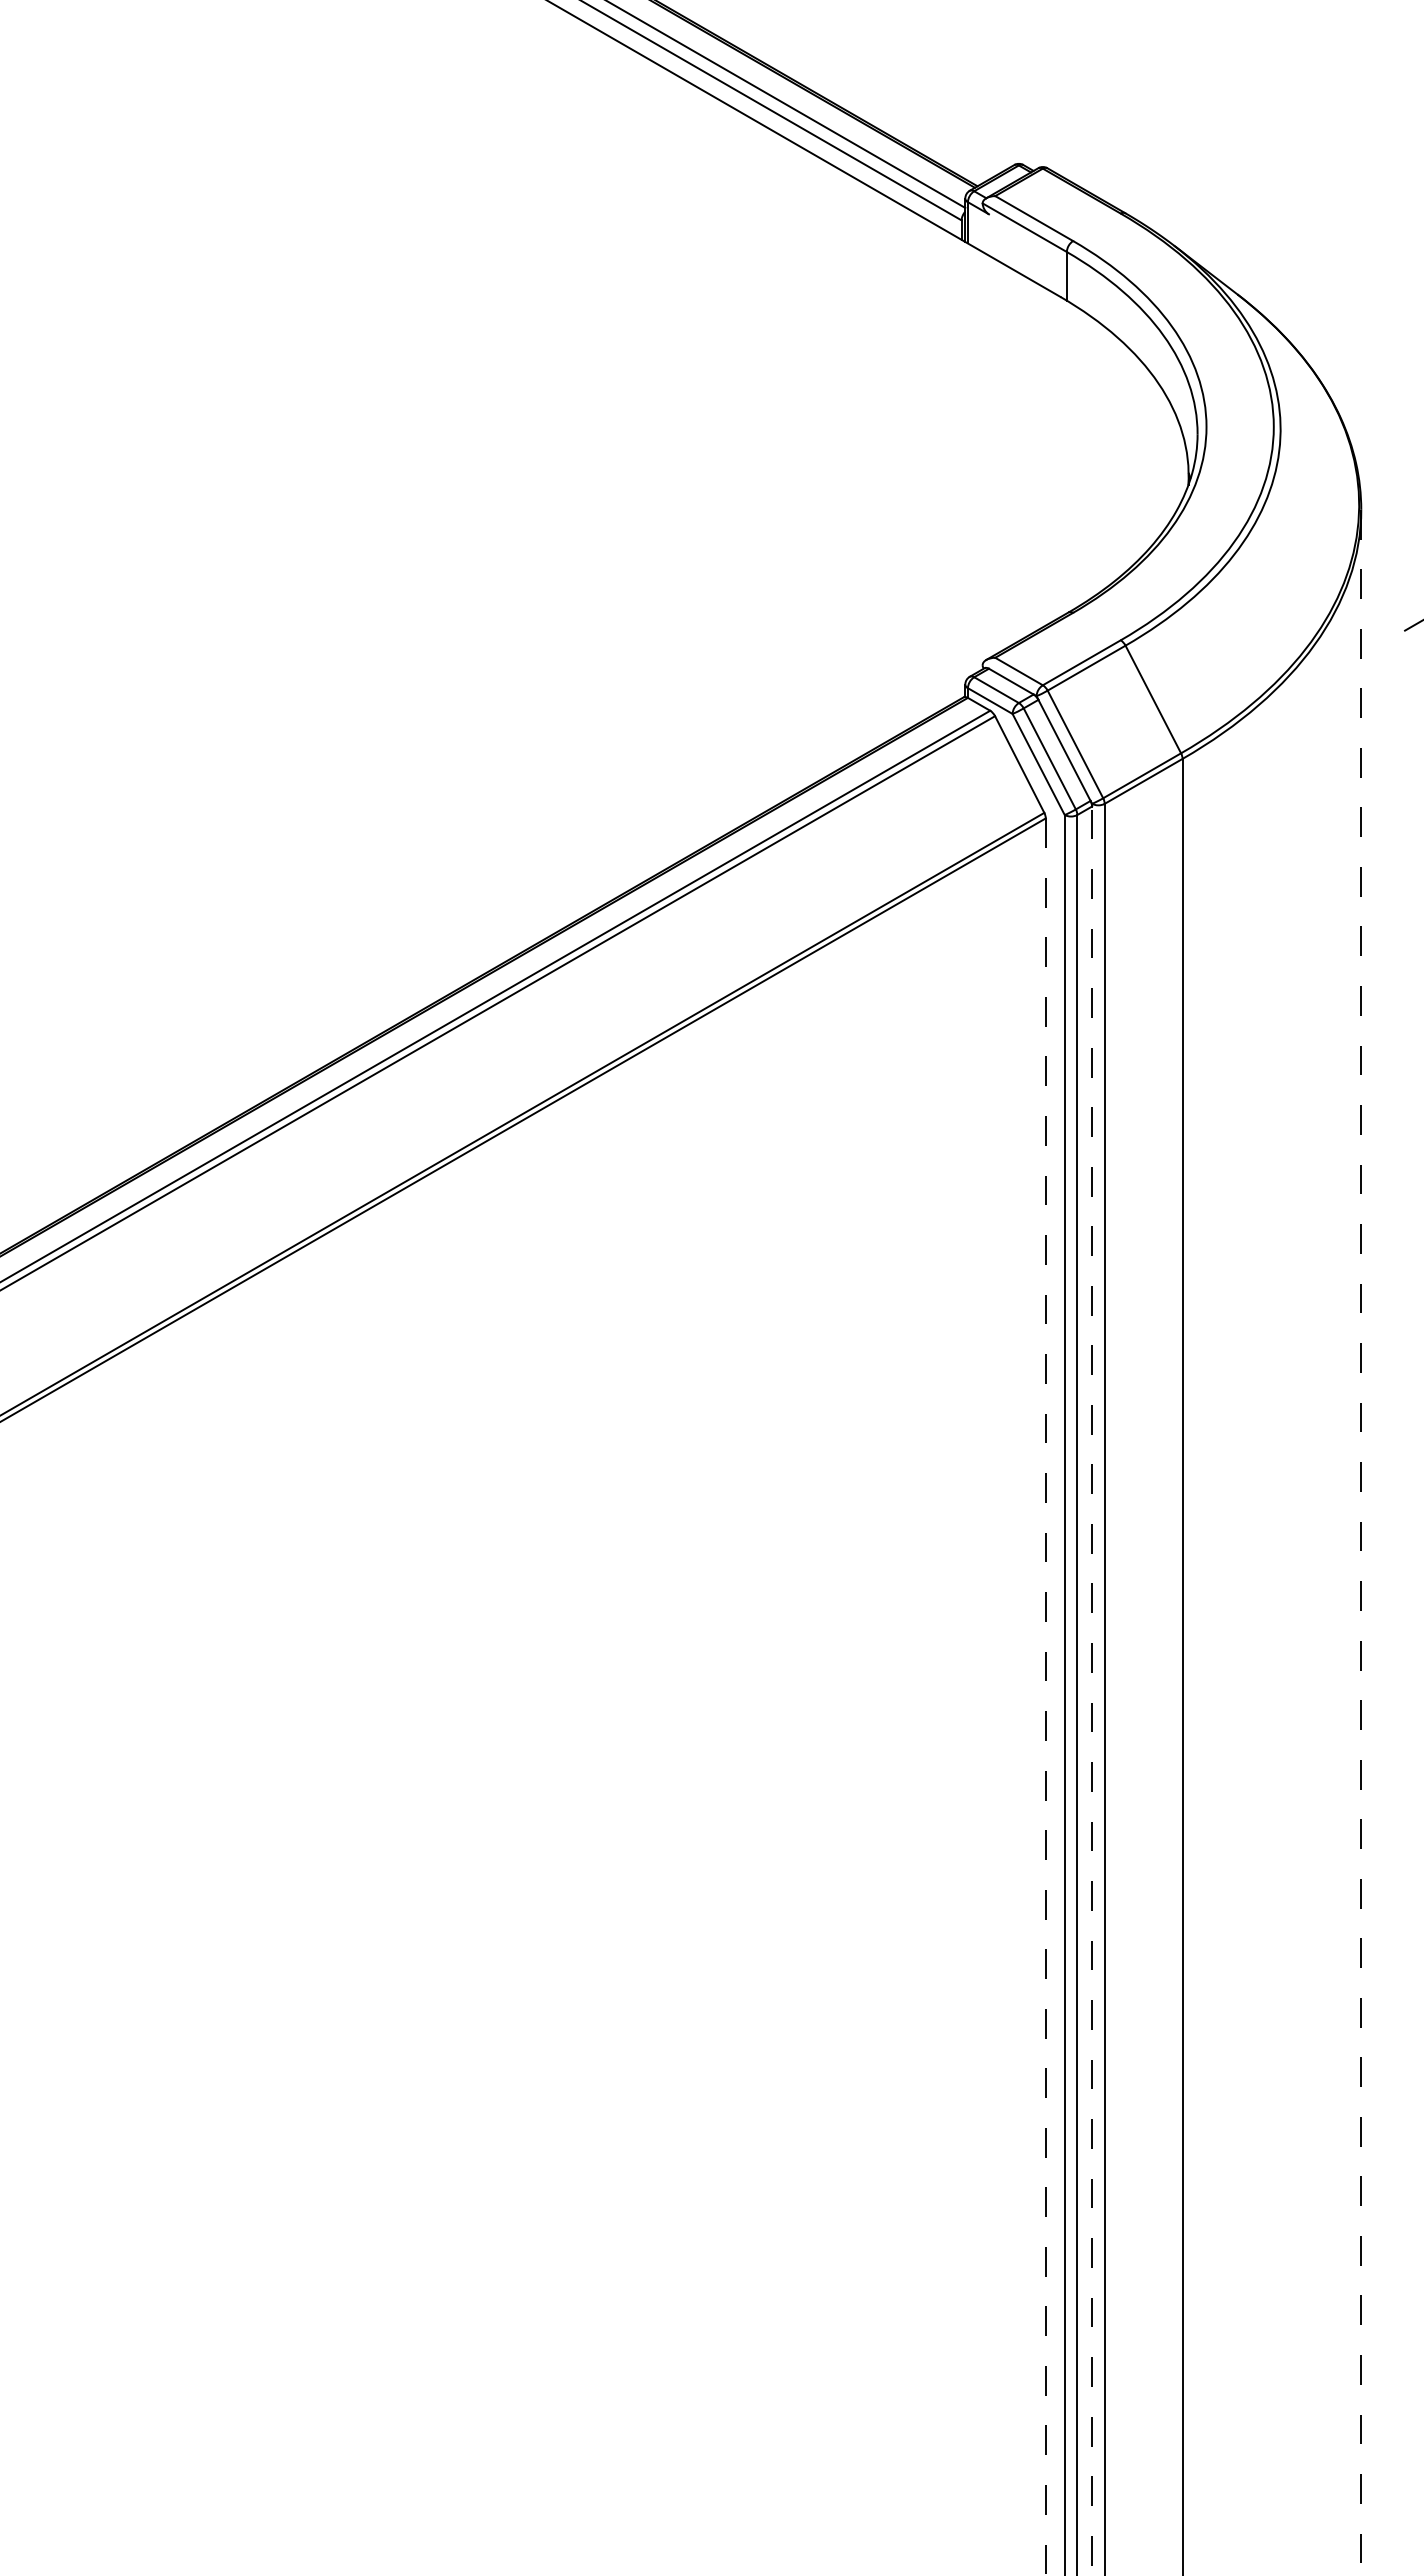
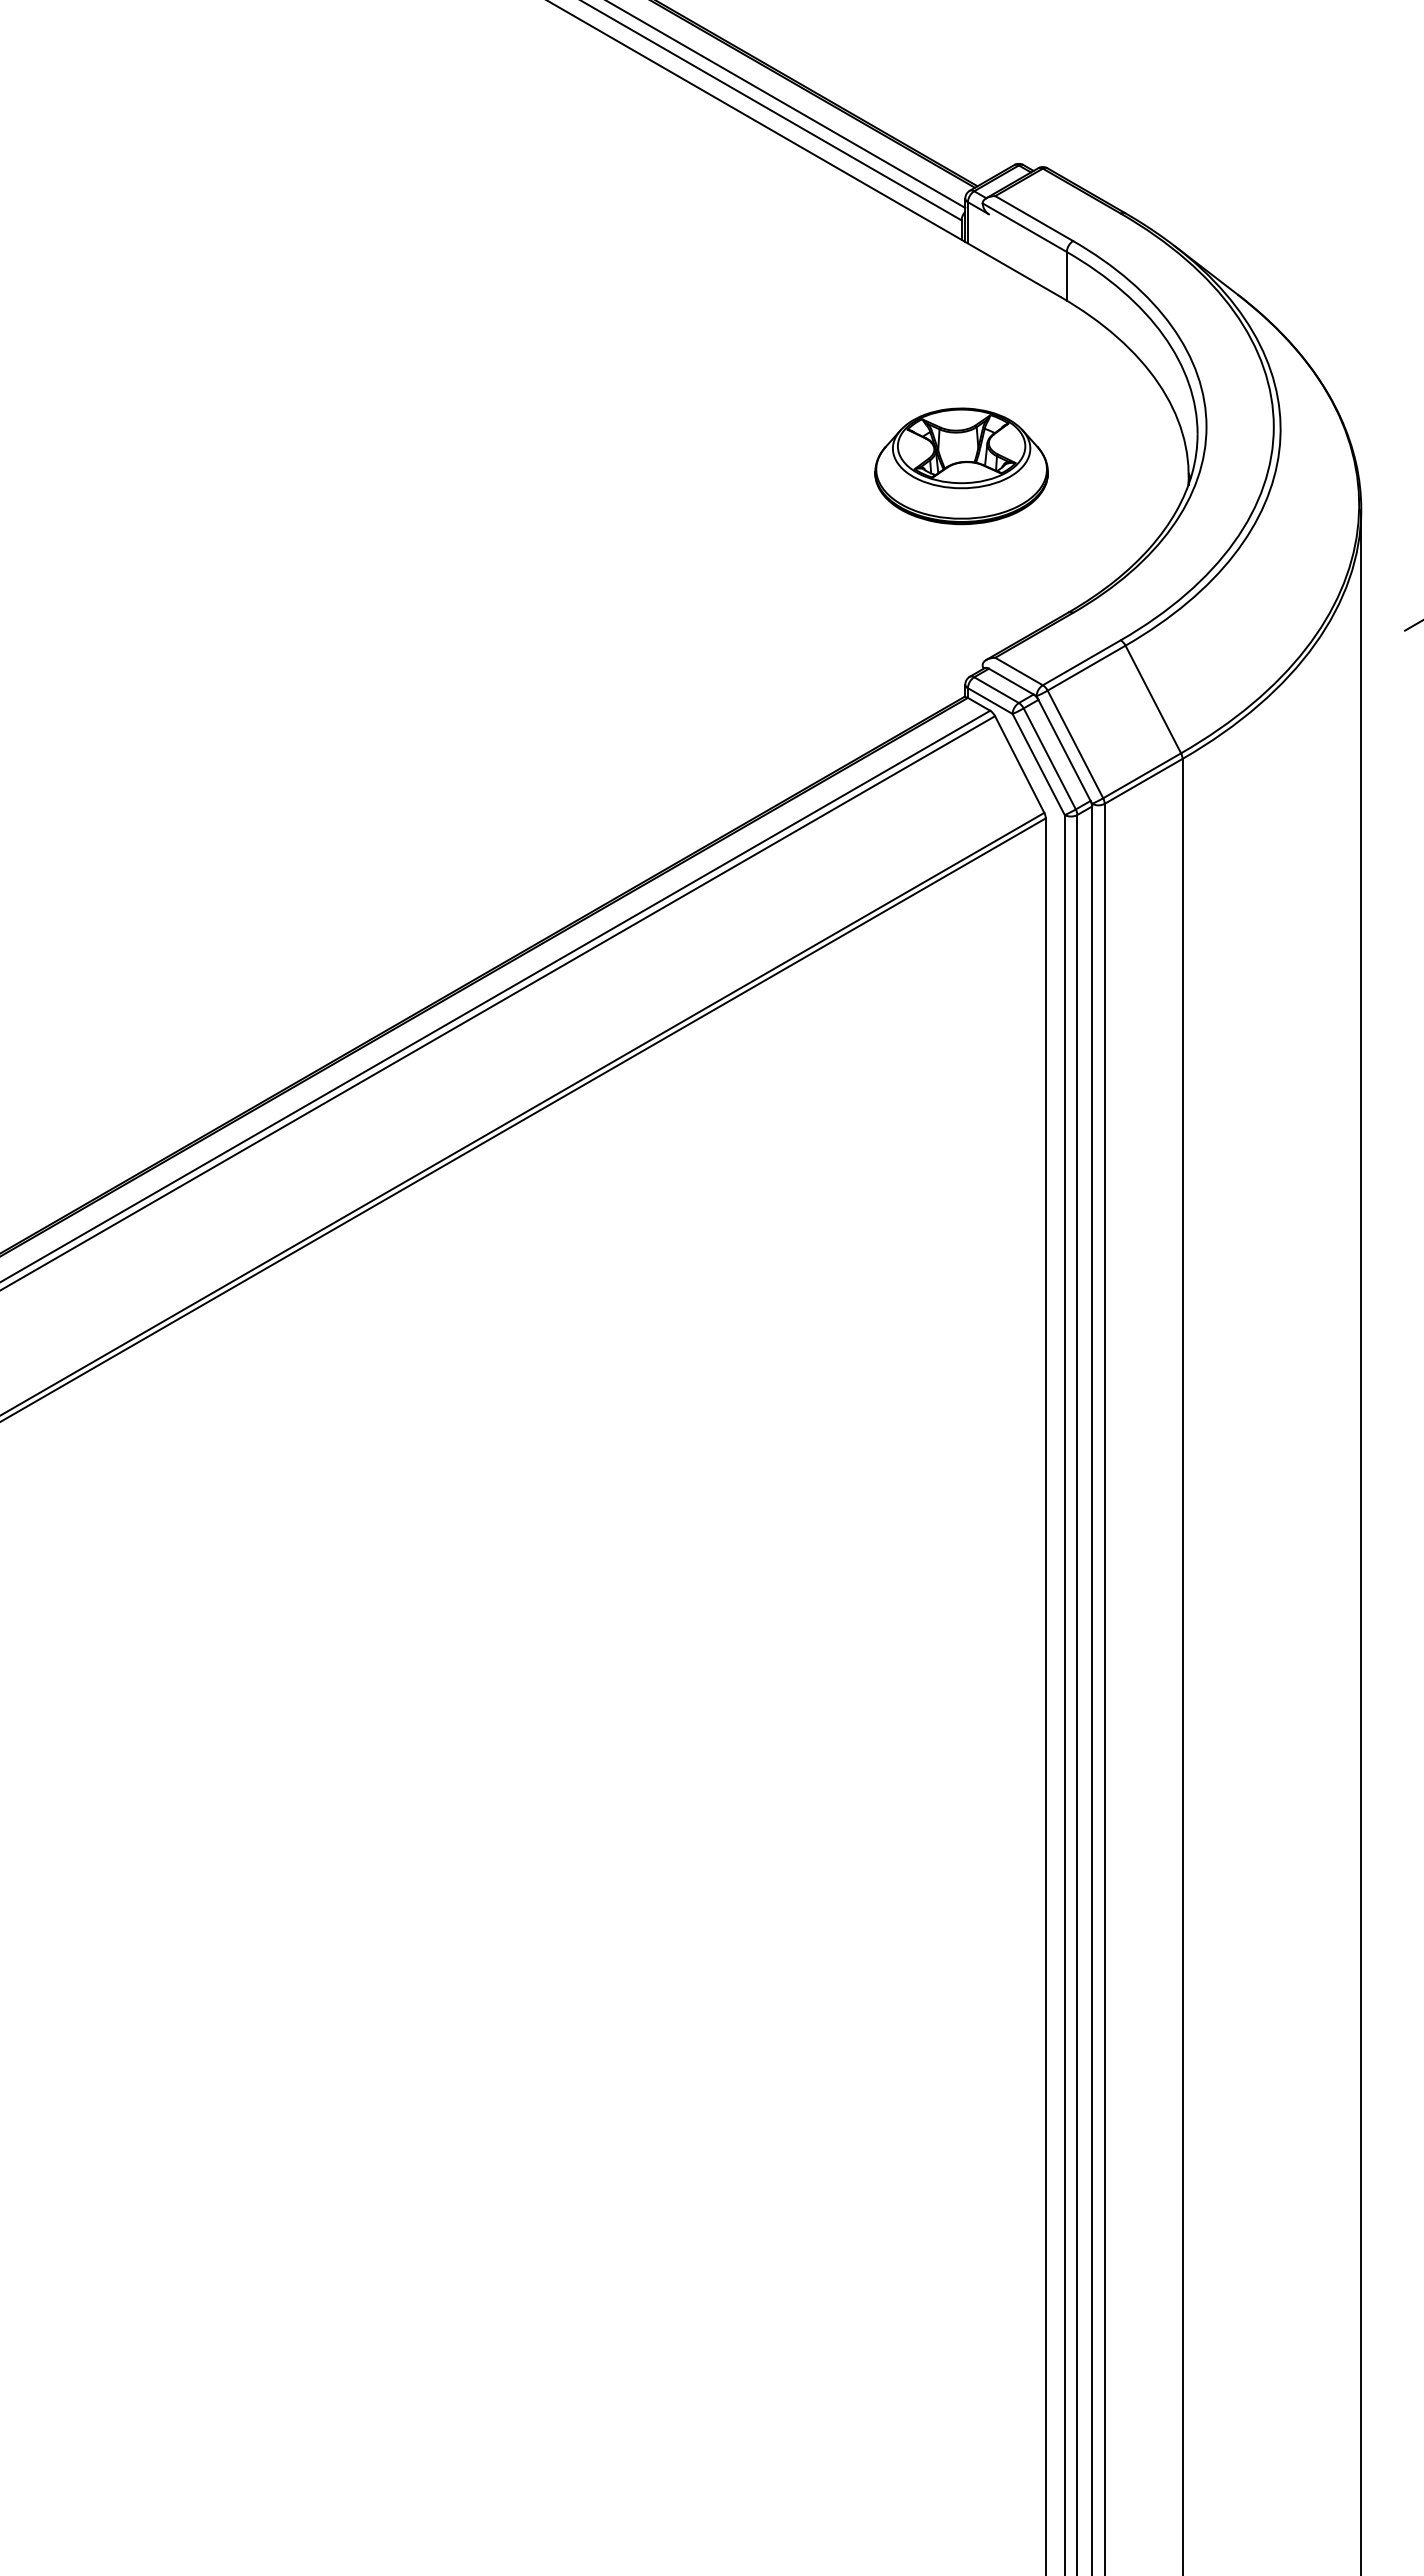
part: none -> present (961, 466)
line: dashed -> solid (1361, 1542)
line: dashed -> solid (1092, 1690)
line: dashed -> solid (1045, 1697)
